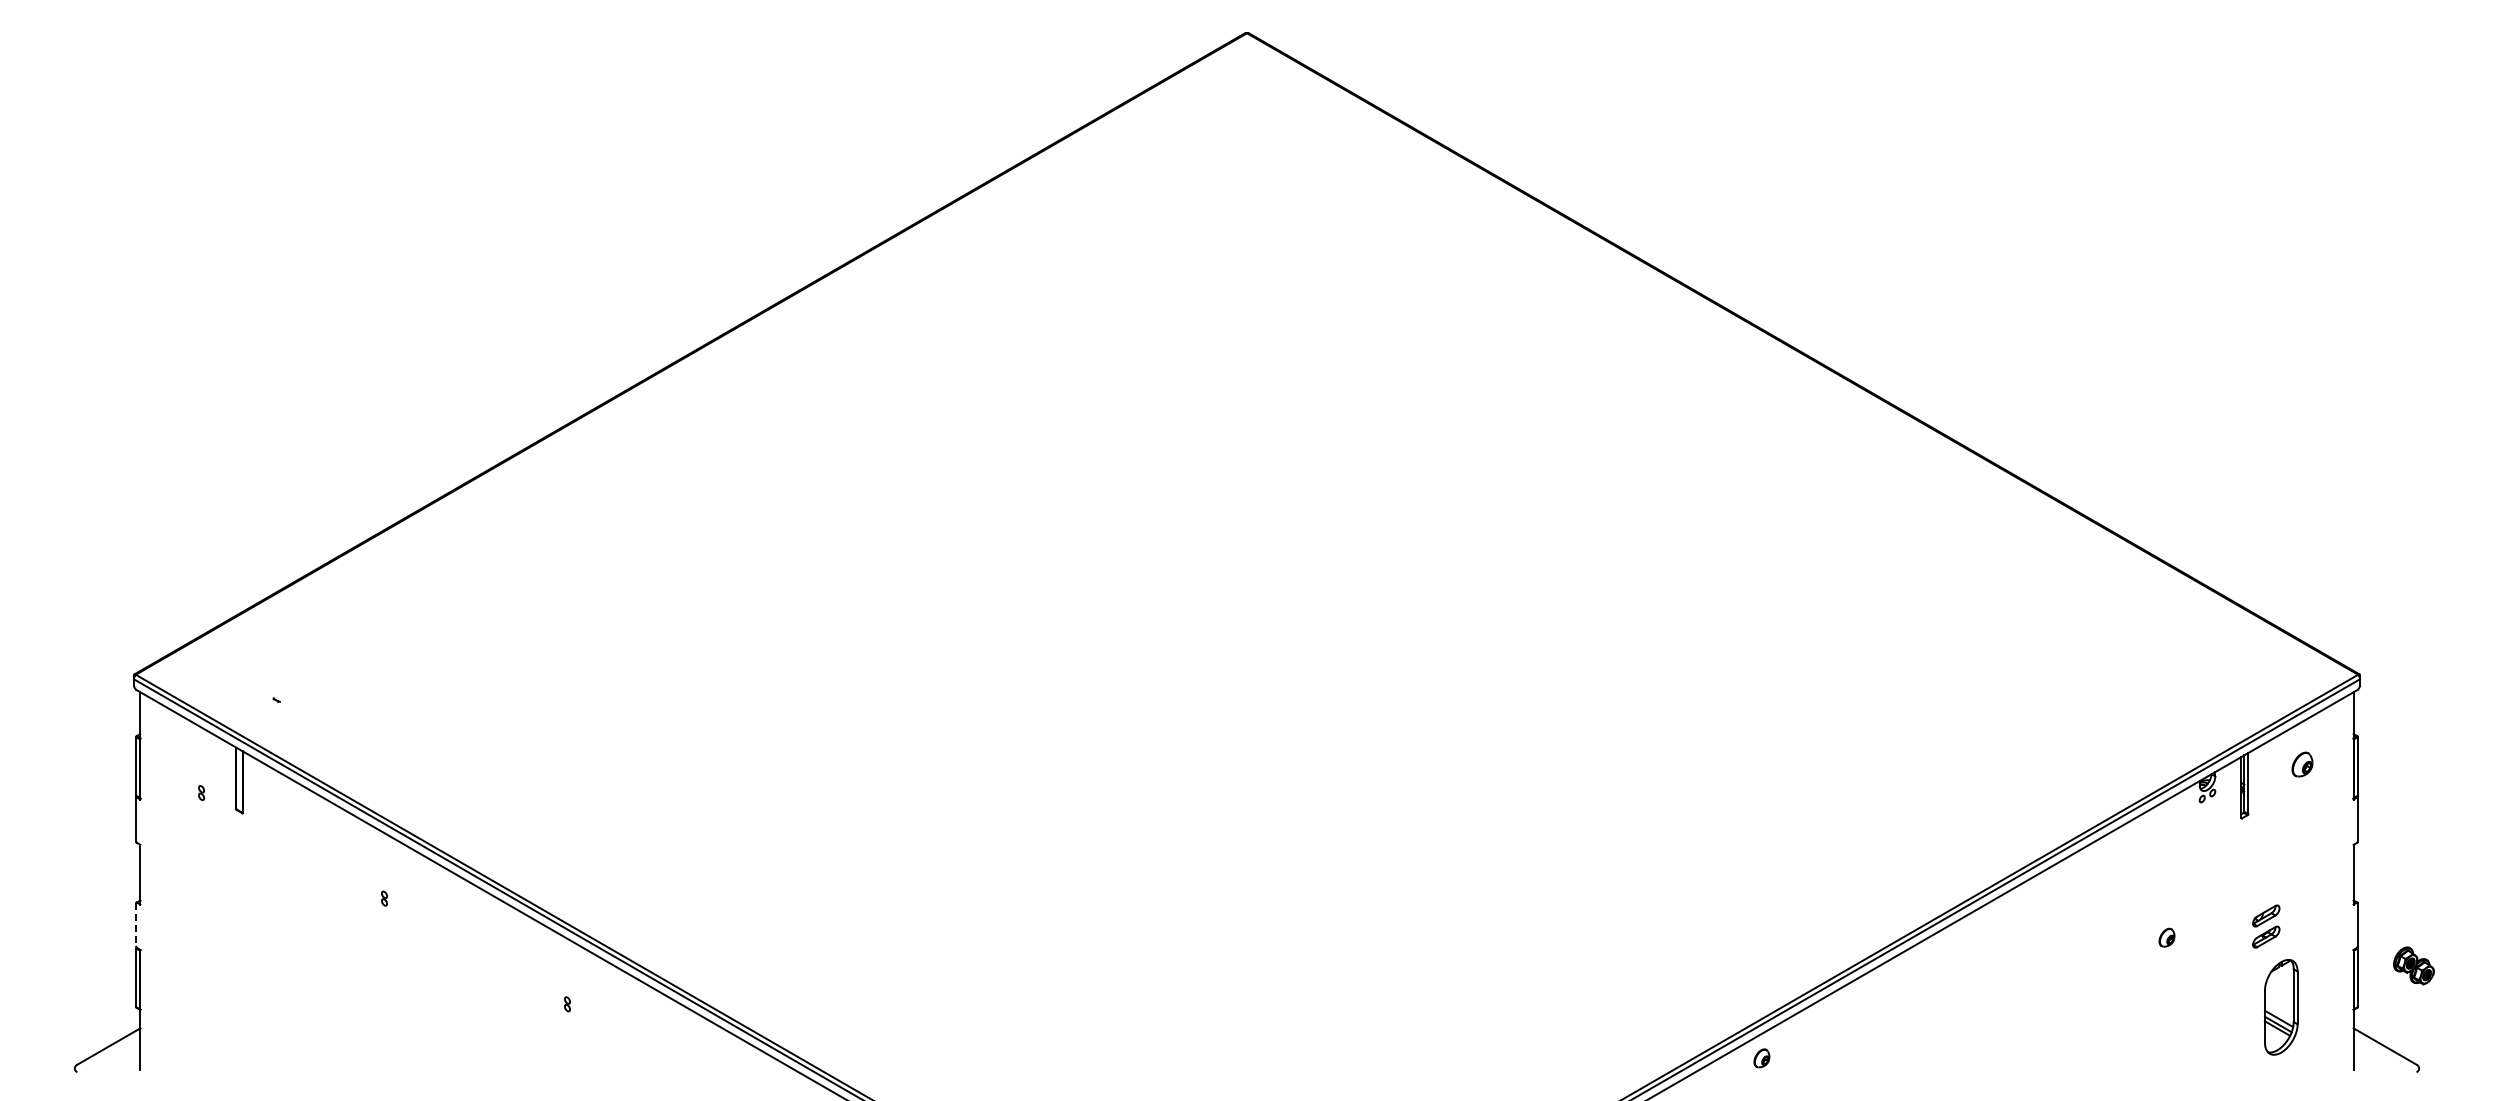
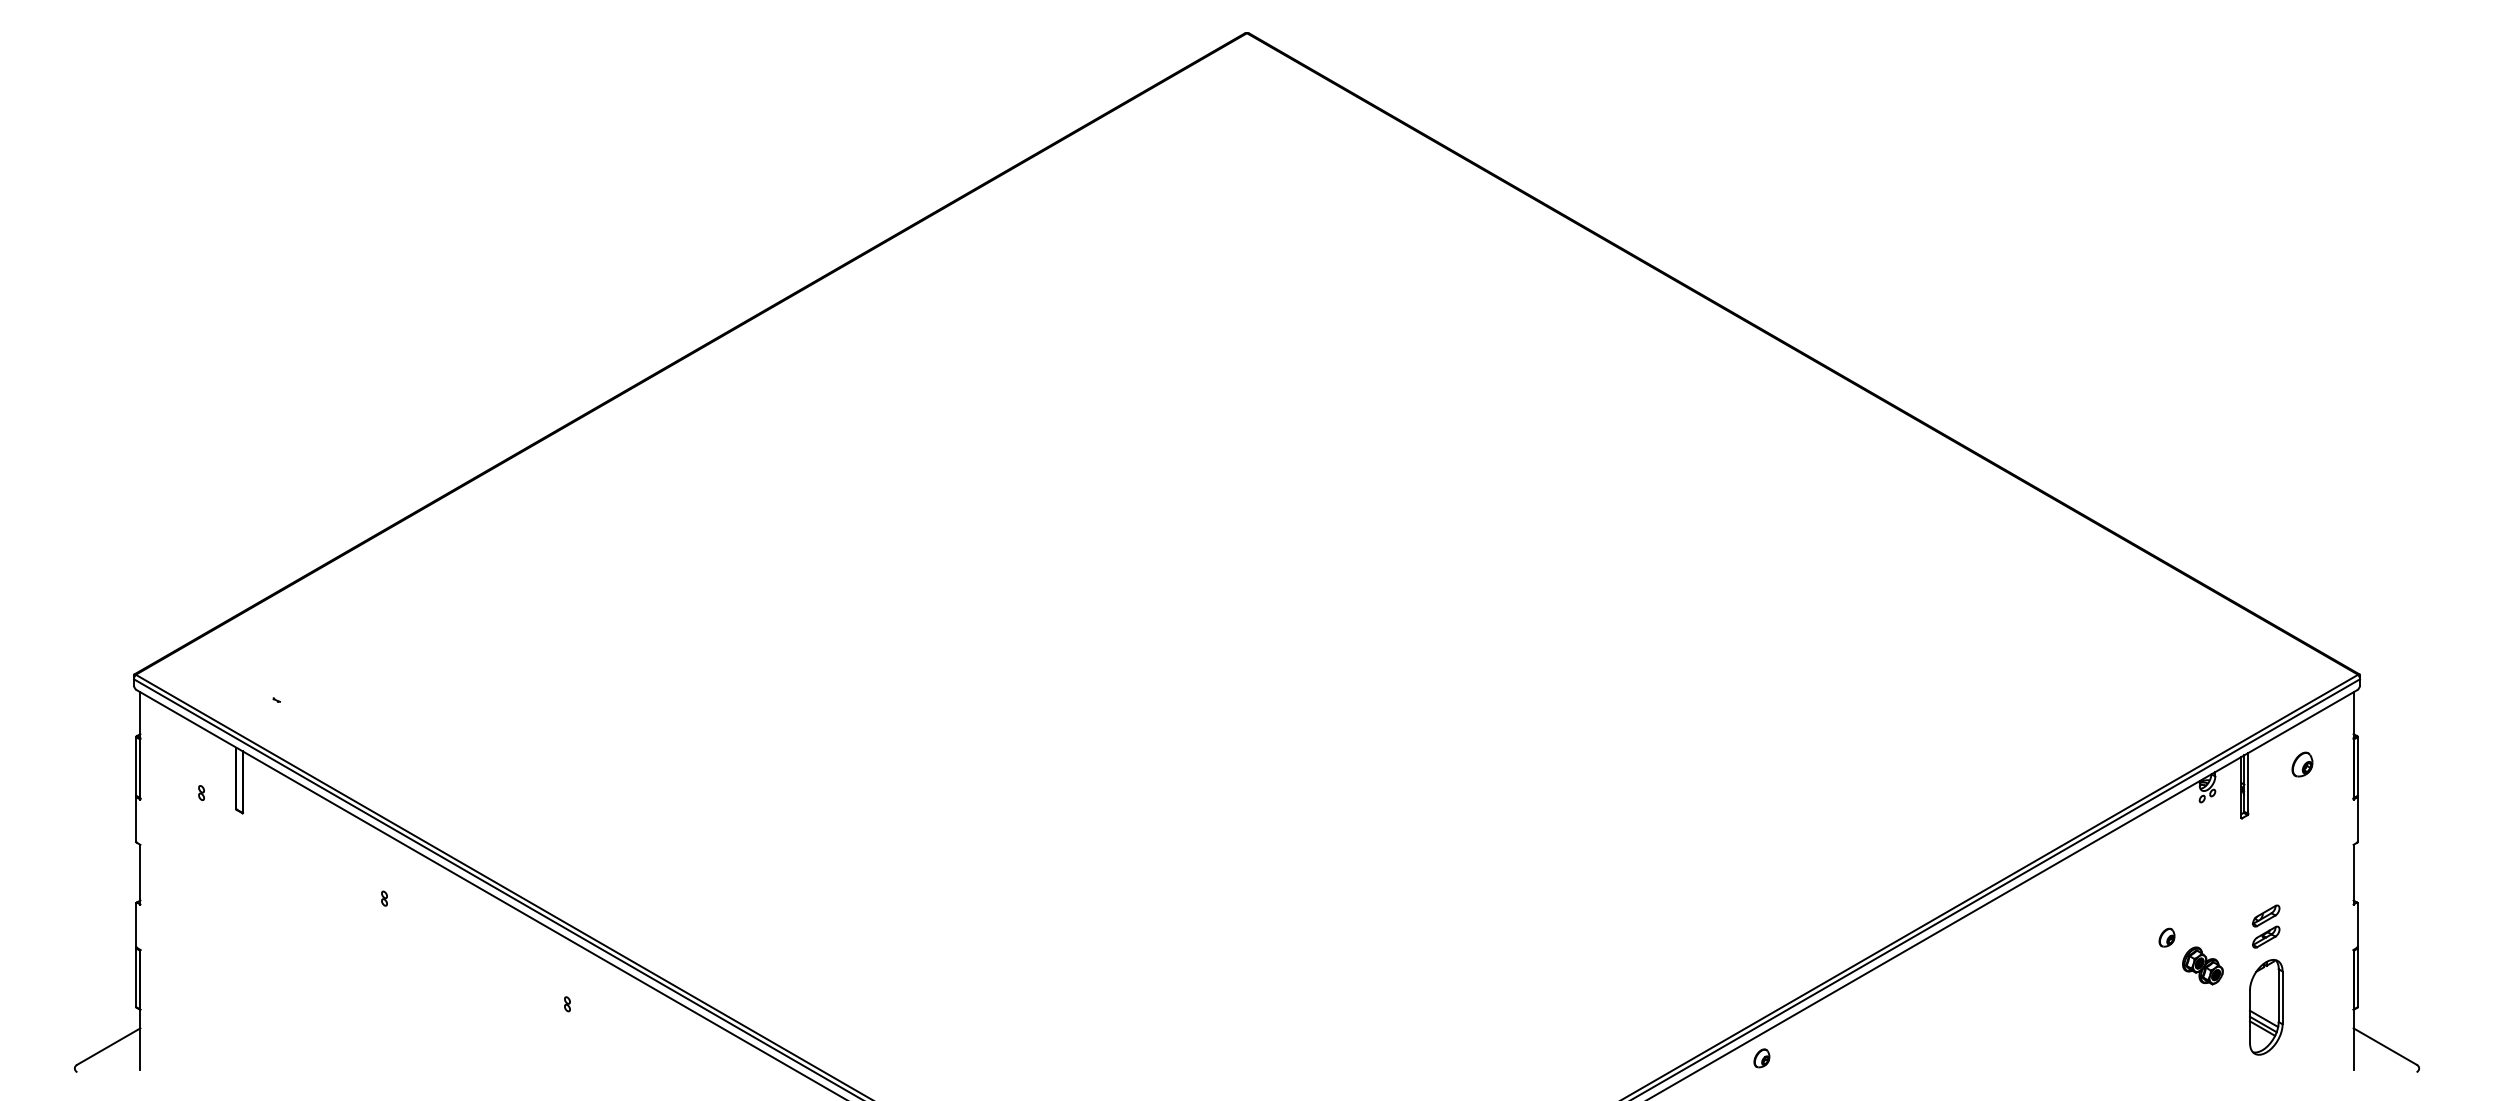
line: dashed -> solid (136, 924)
part position: (2413, 965) -> (2202, 965) (2202, 965)
part position: (2280, 1007) -> (2265, 1007) (2265, 1007)
